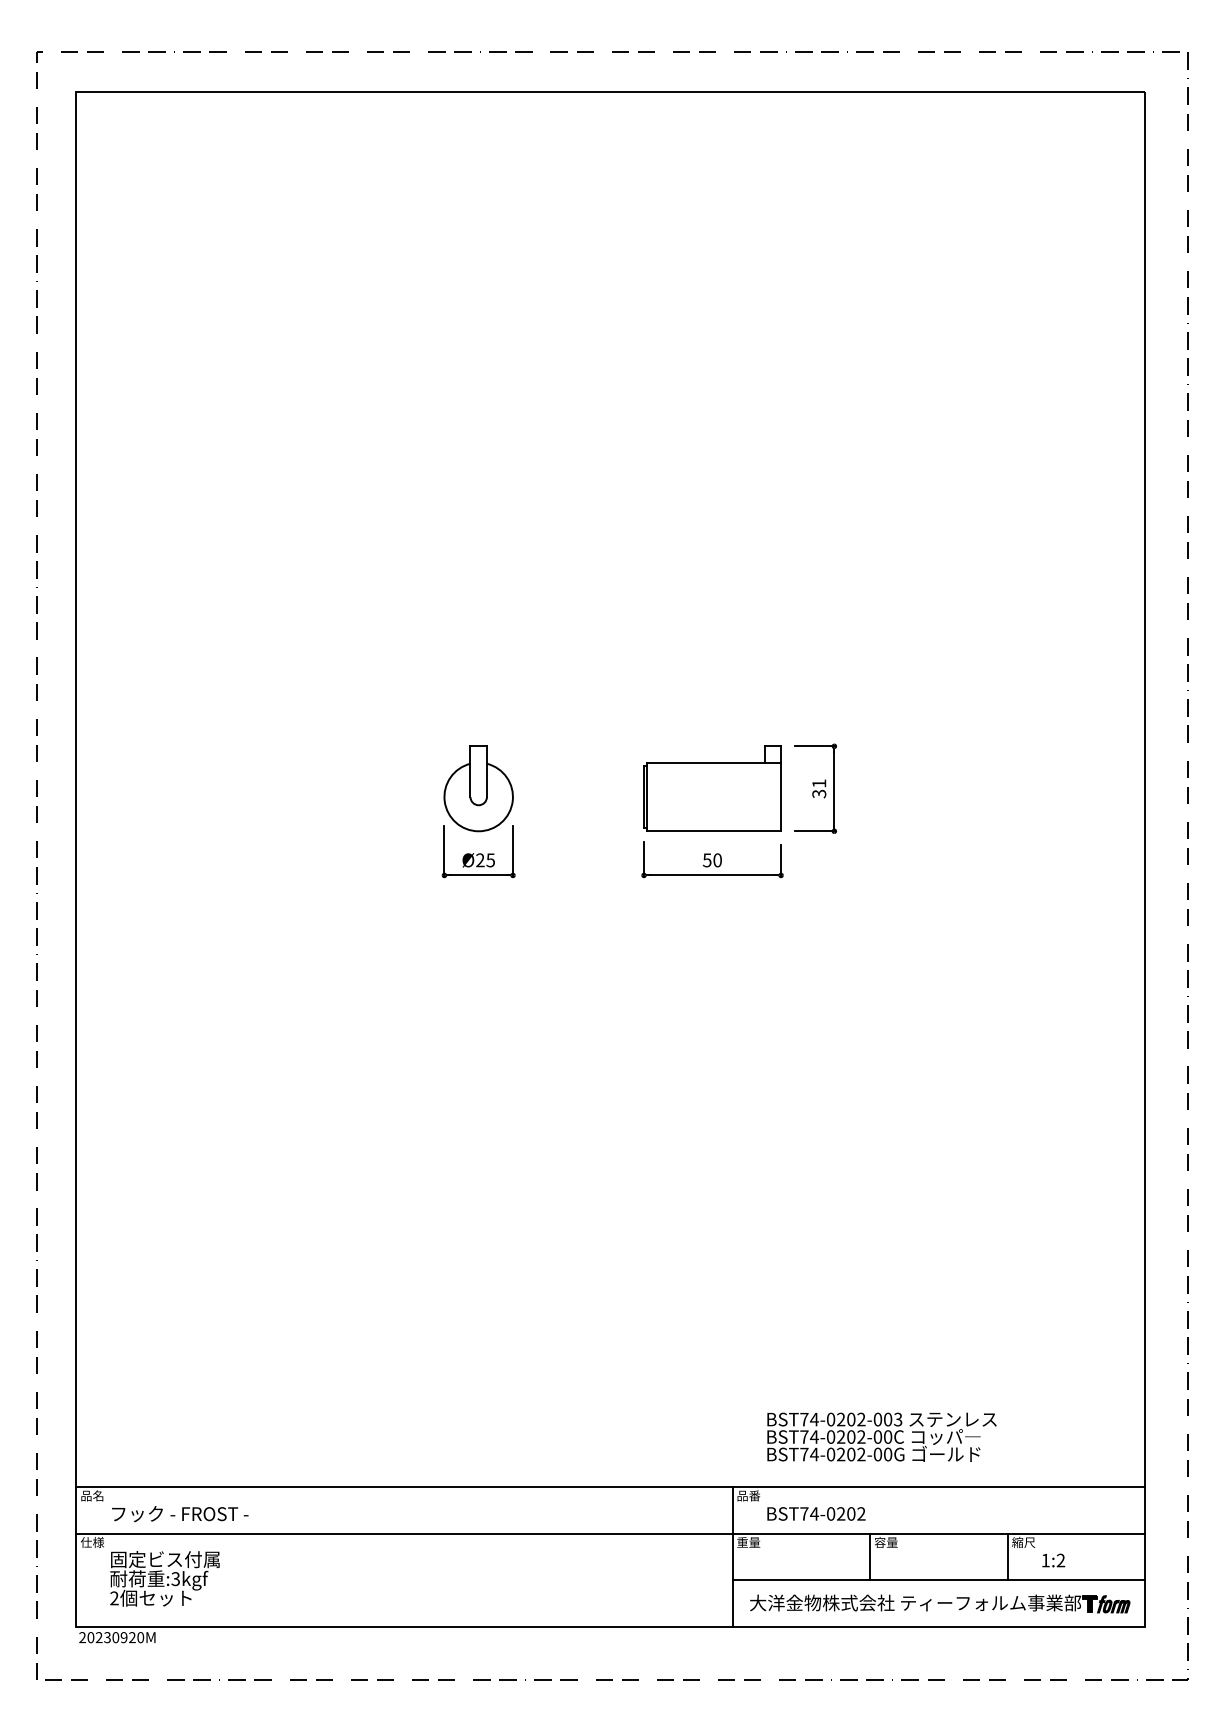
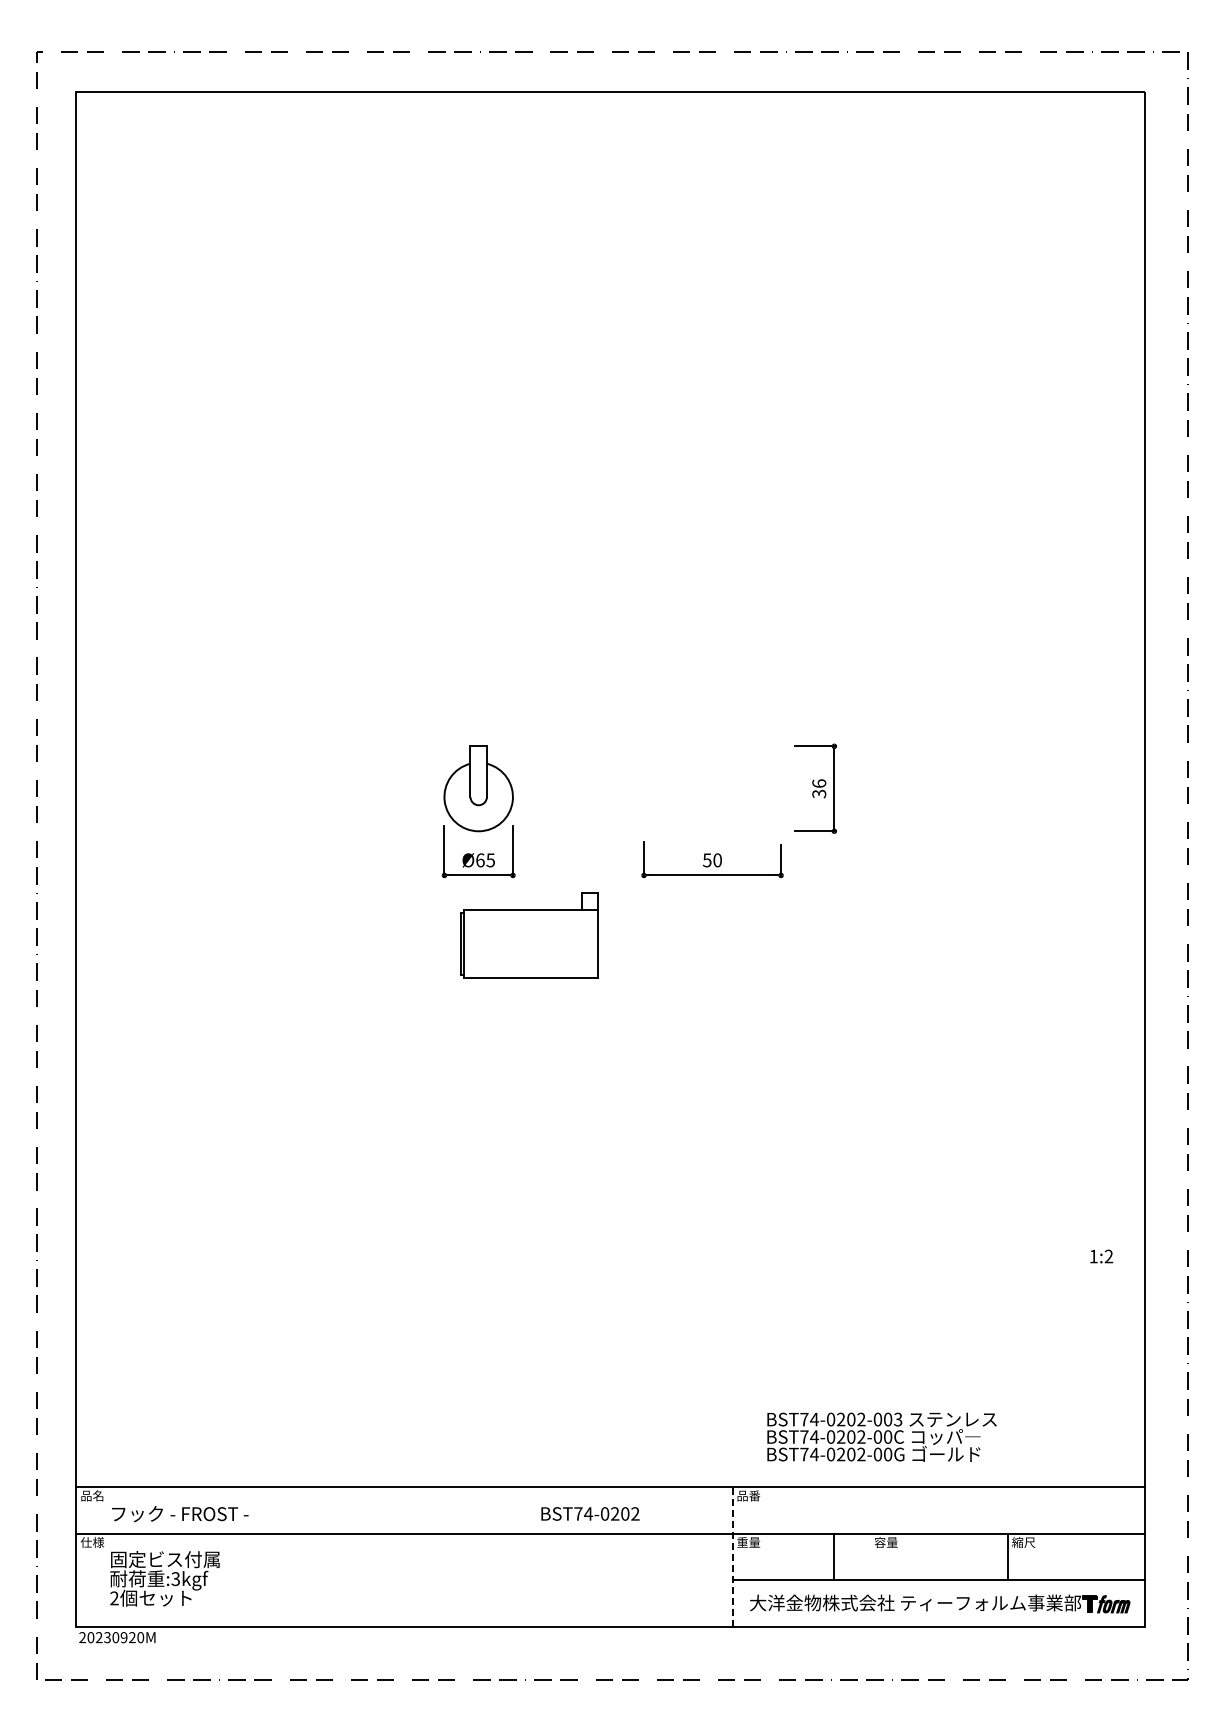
text: 31 -> 36 (819, 783)
part position: (712, 788) -> (529, 935) (529, 935)
text: Ø25 -> Ø65 (480, 860)
text position: (816, 1513) -> (590, 1513) (590, 1513)
line: solid -> dashed (732, 1556)
line position: (870, 1556) -> (834, 1556) (834, 1556)
text position: (1053, 1560) -> (1101, 1256) (1101, 1256)
